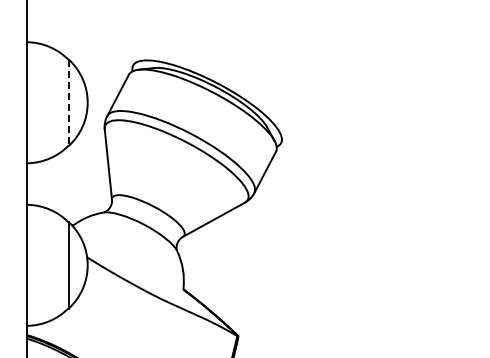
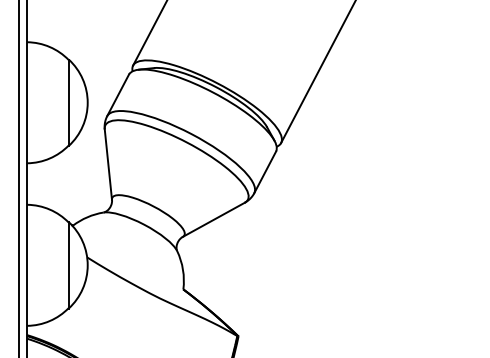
line: none -> present (149, 33)
line: none -> present (317, 72)
line: dashed -> solid (68, 103)
line: none -> present (18, 178)
